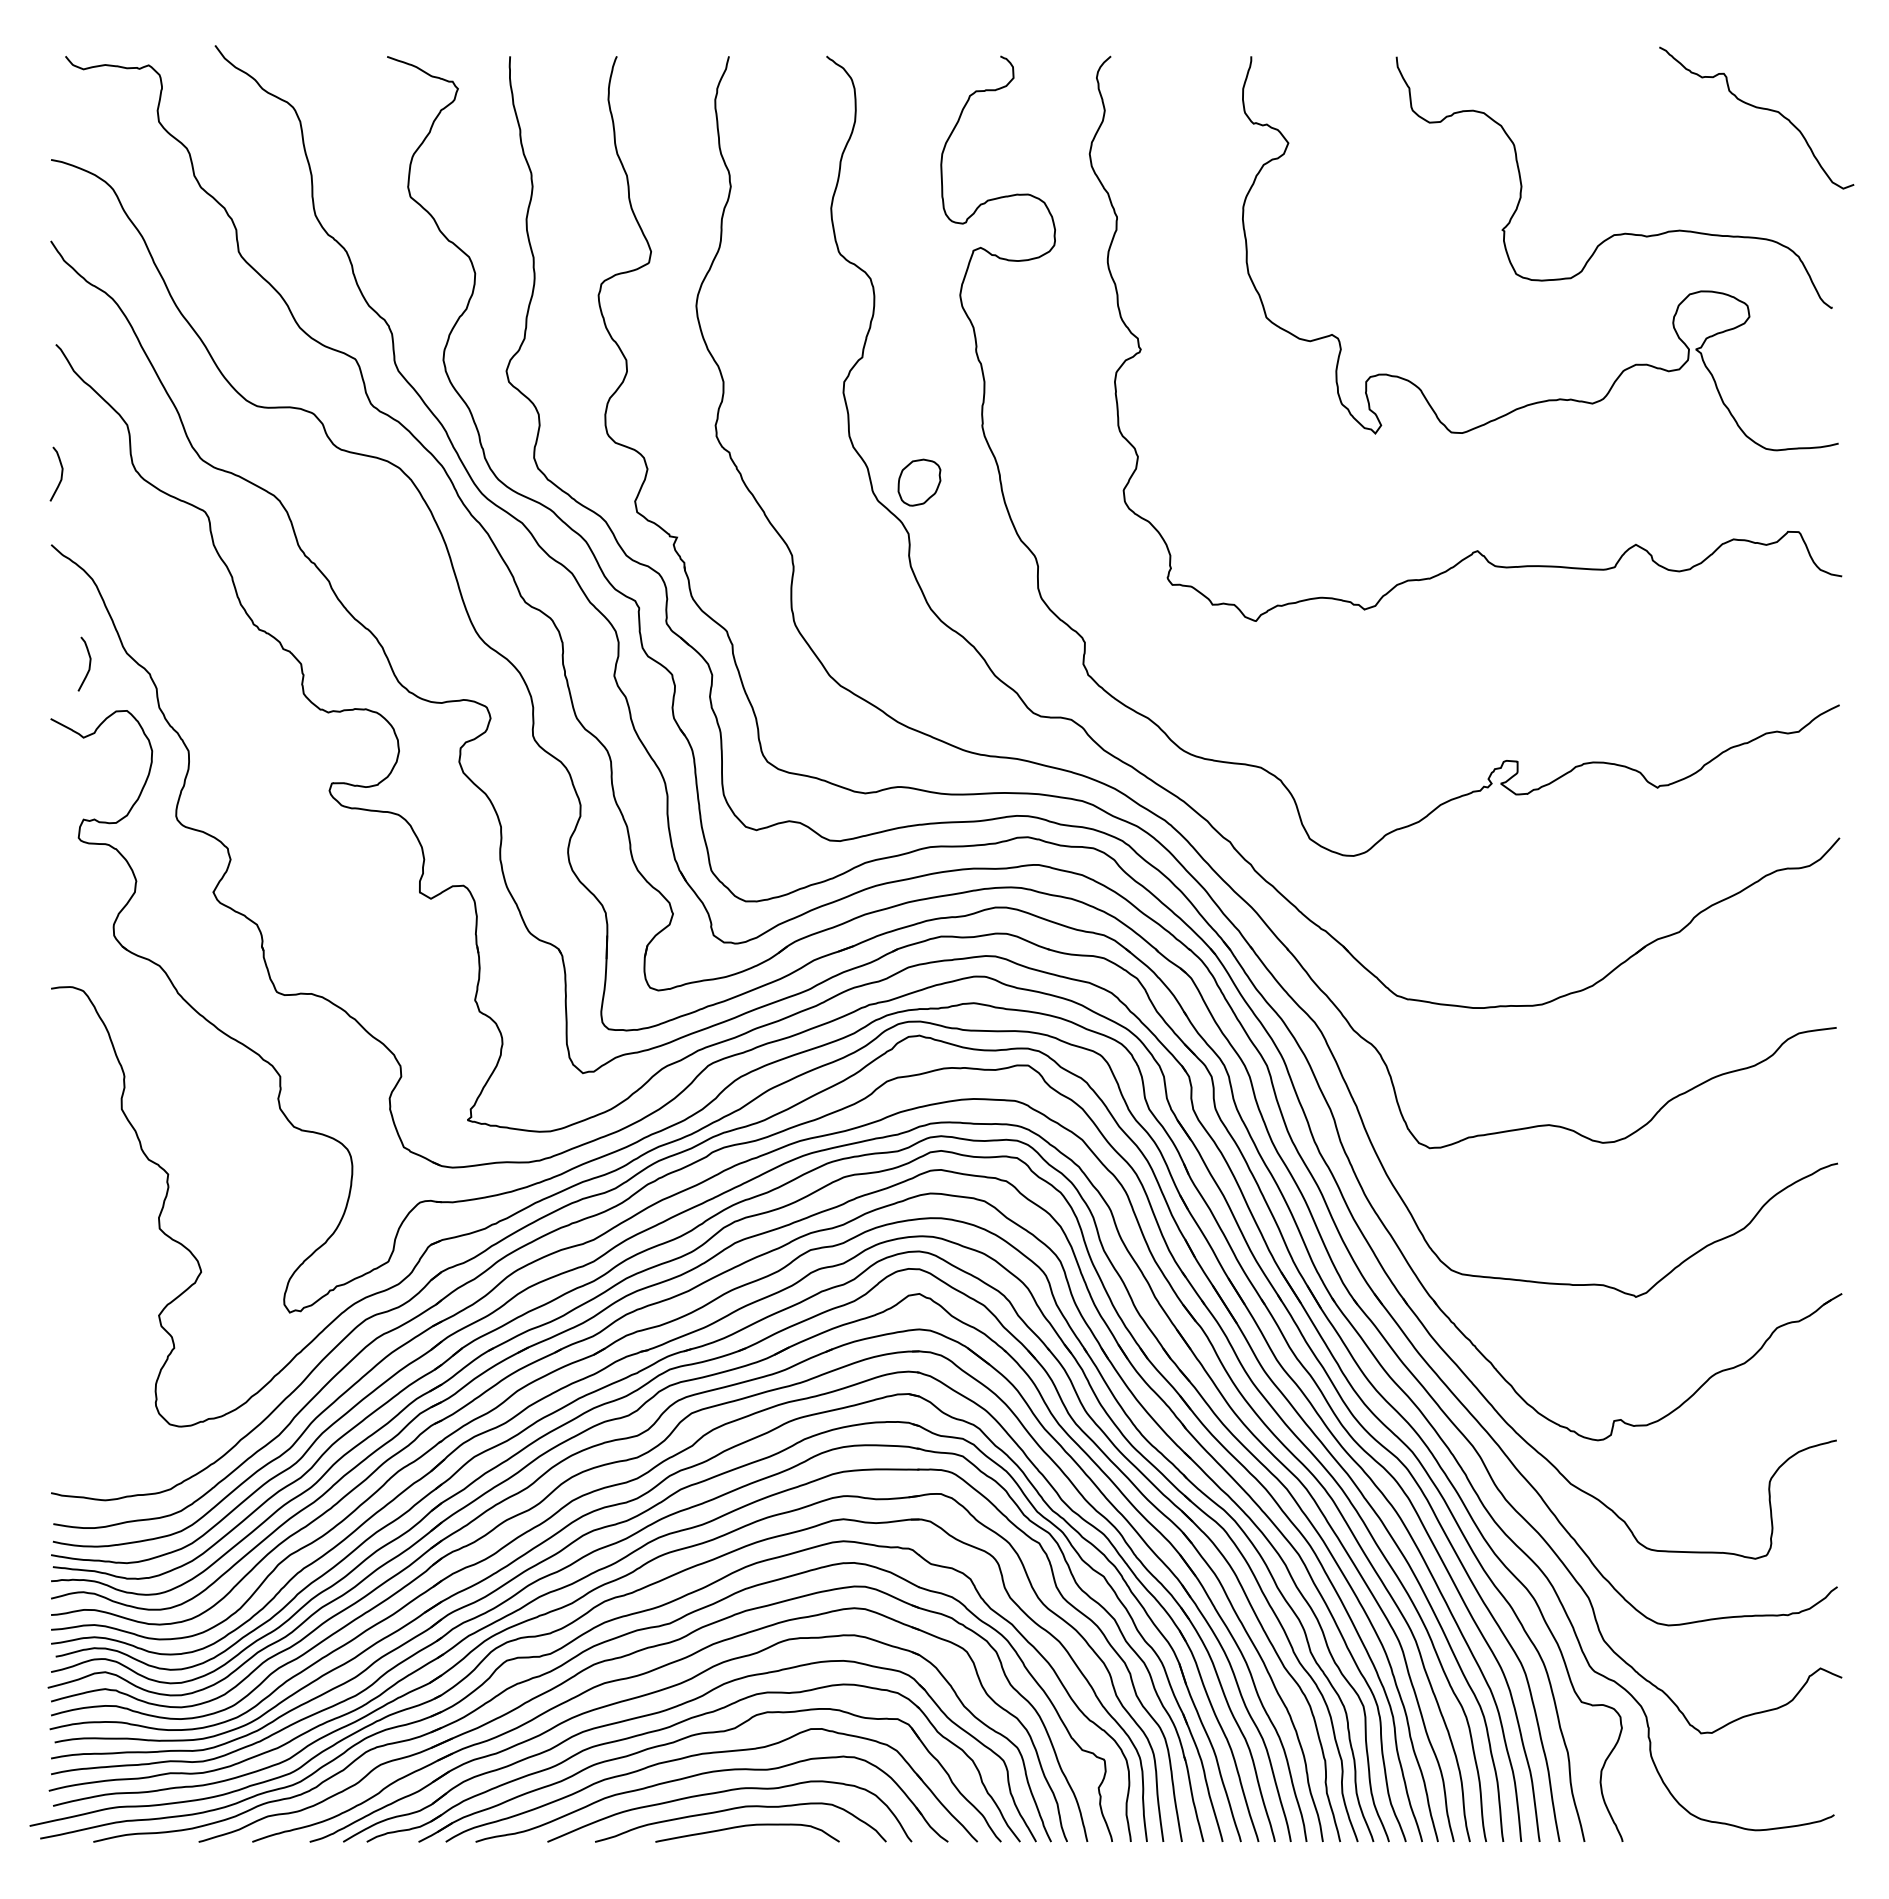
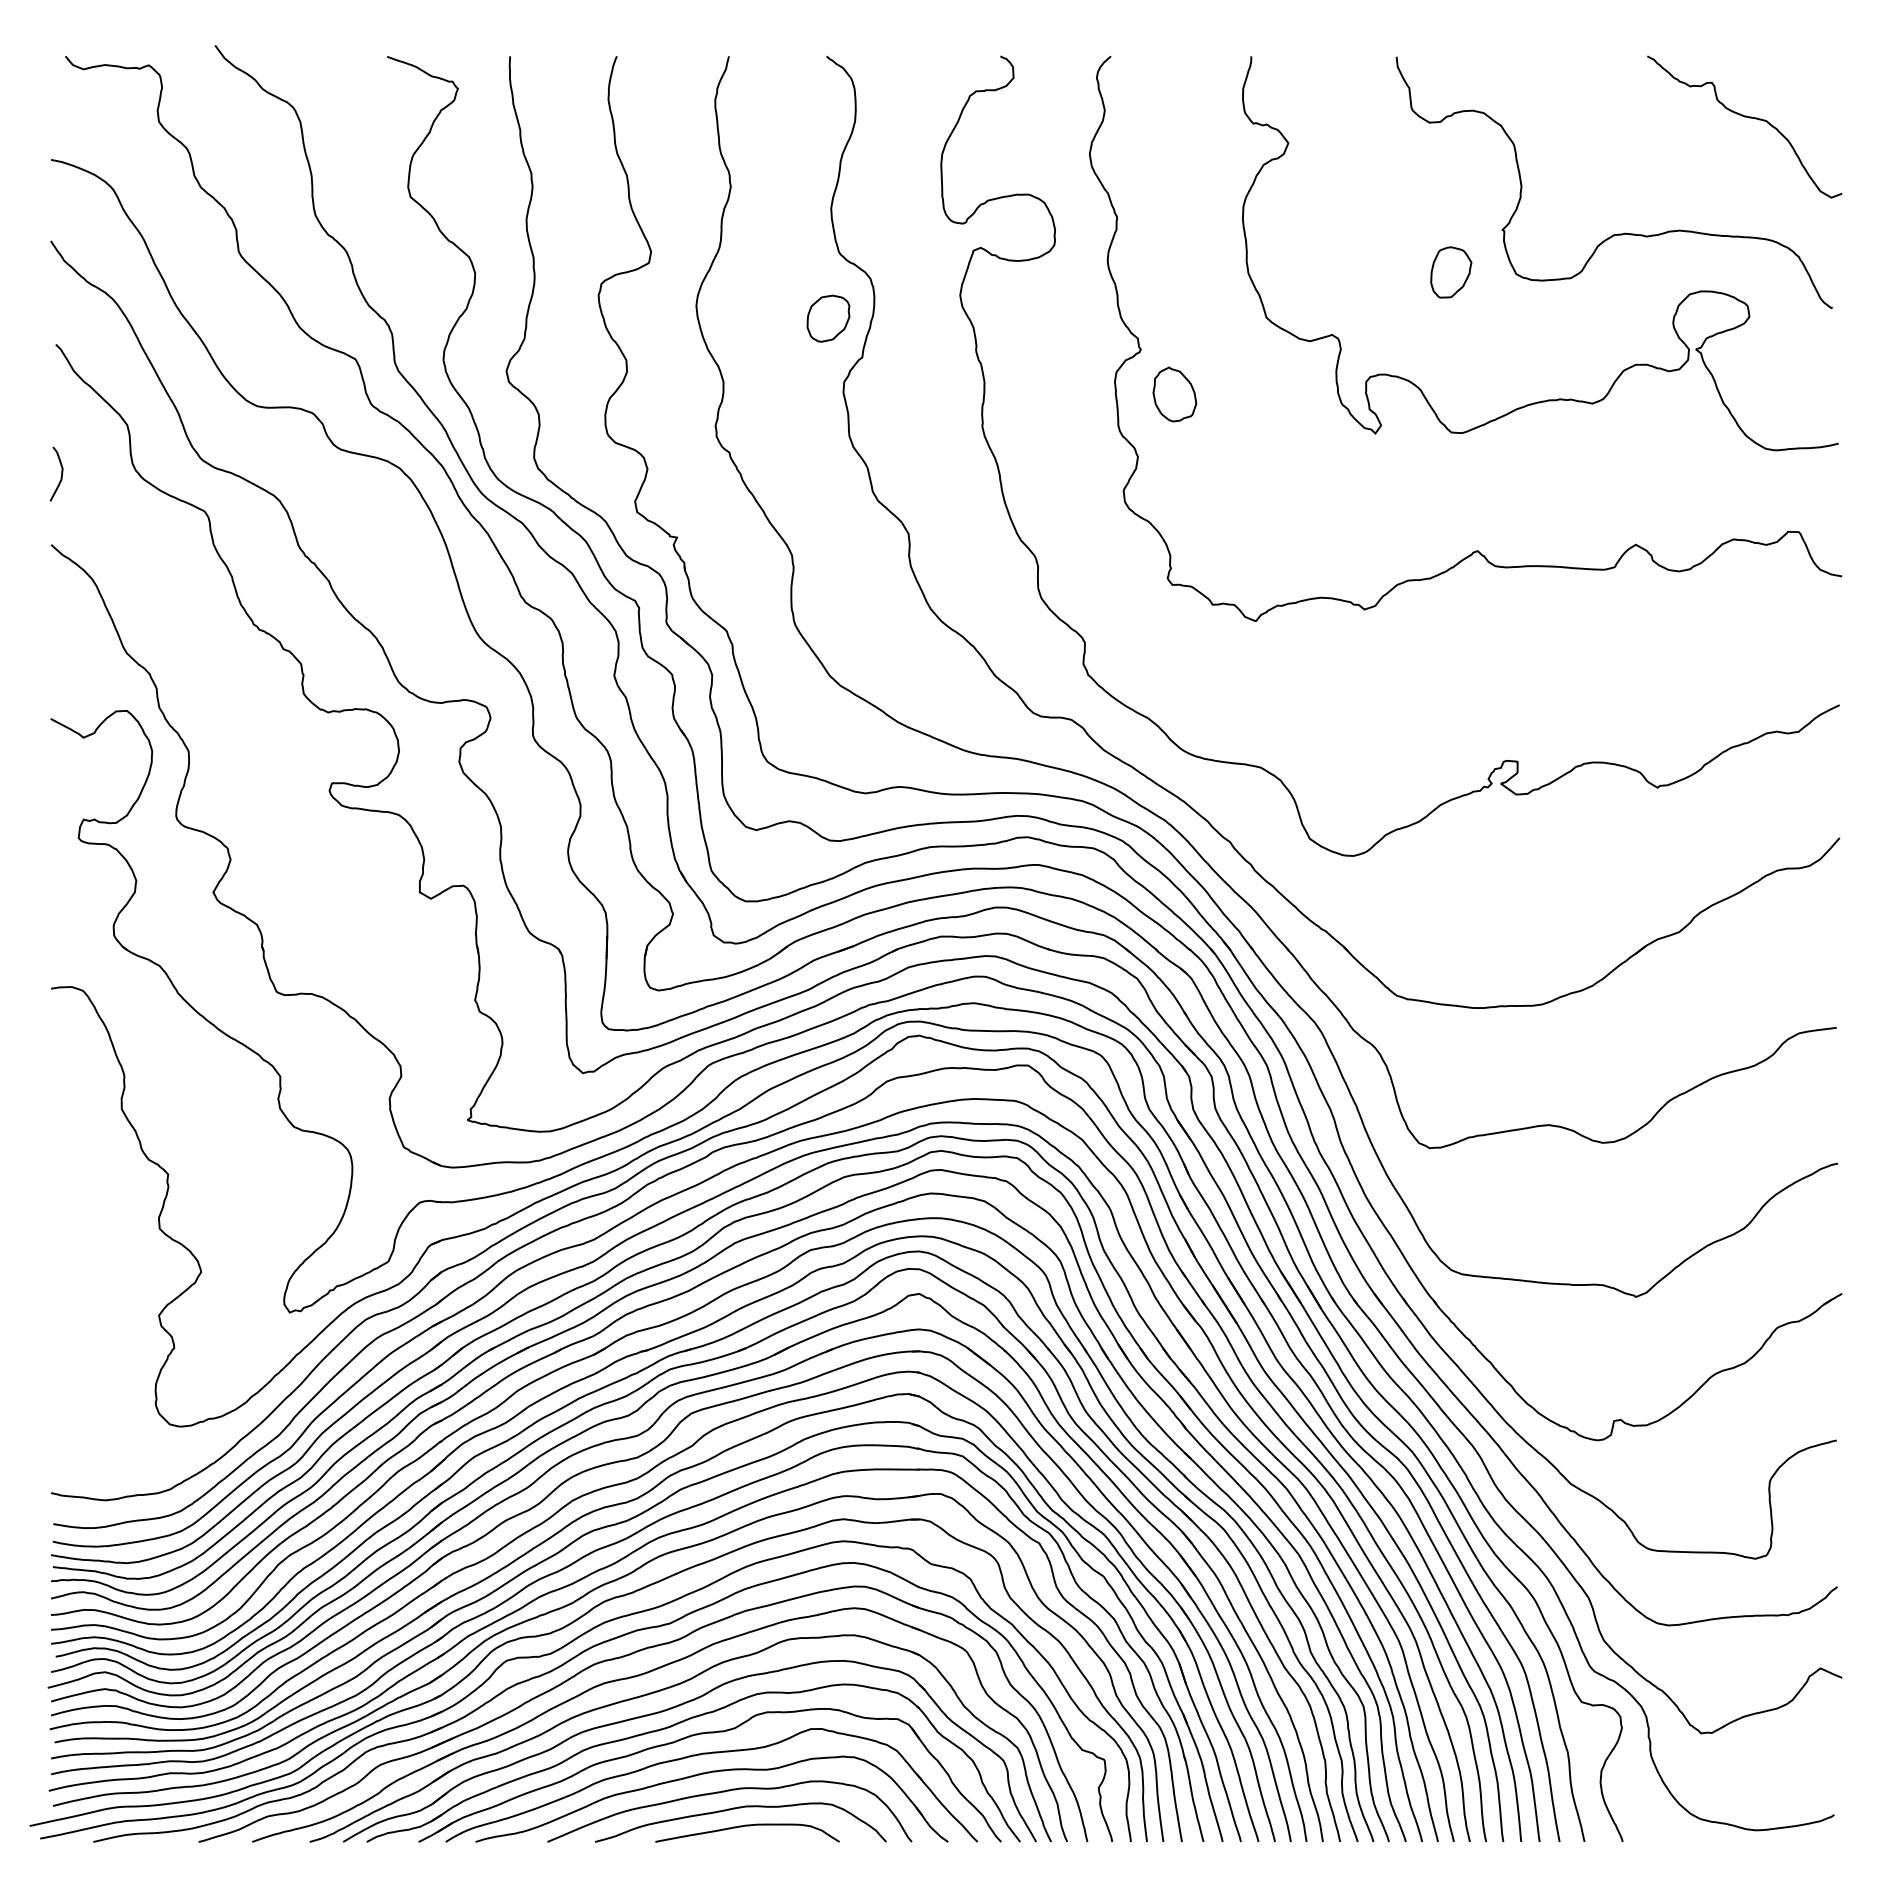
curve position: (1756, 108) -> (1744, 117) (1744, 117)
part: none -> present (1451, 272)
part: none -> present (1174, 394)
part position: (919, 482) -> (828, 318) (828, 318)
curve: present -> none (89, 663)
